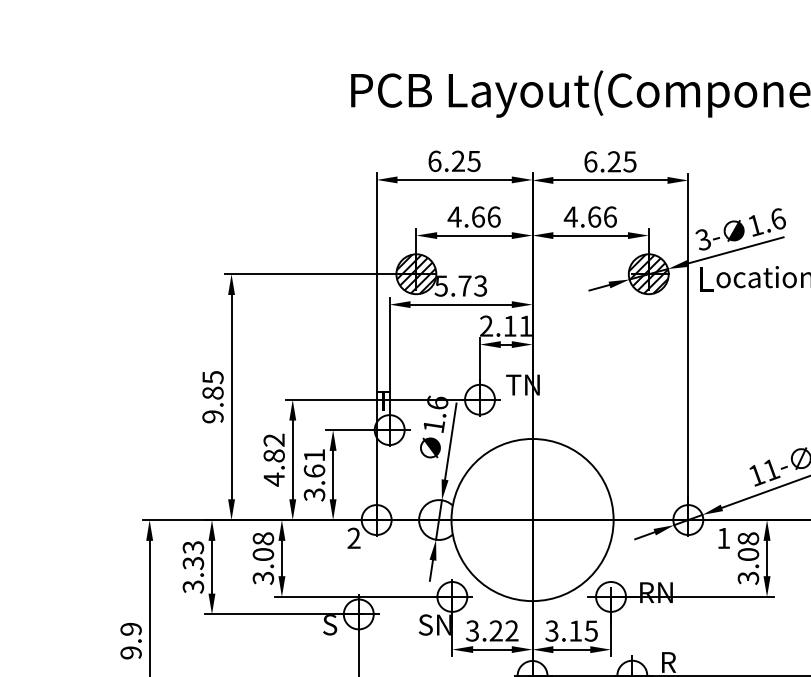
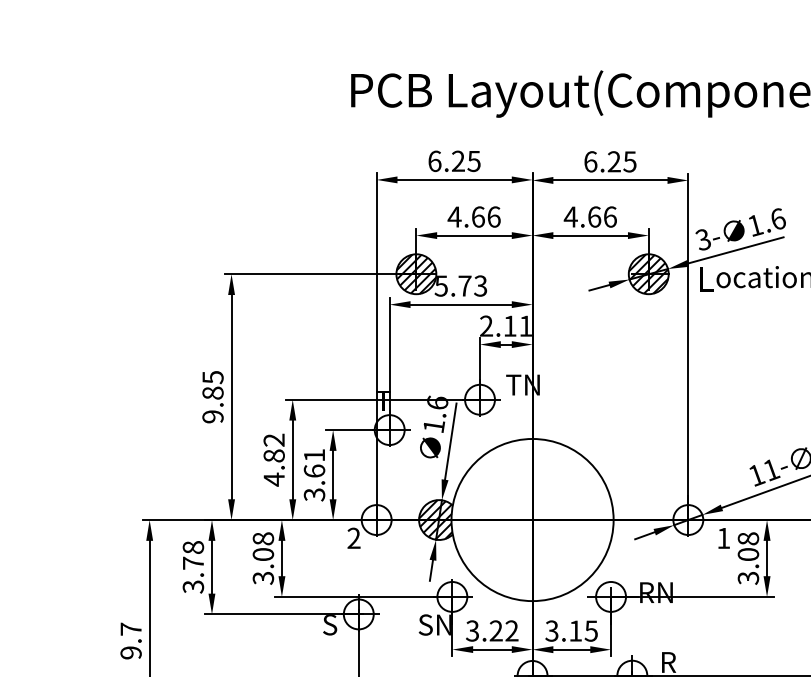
hatch: none -> present (435, 519)
text: 3.33 -> 3.78 (193, 555)
text: 9.9 -> 9.7 (130, 628)
